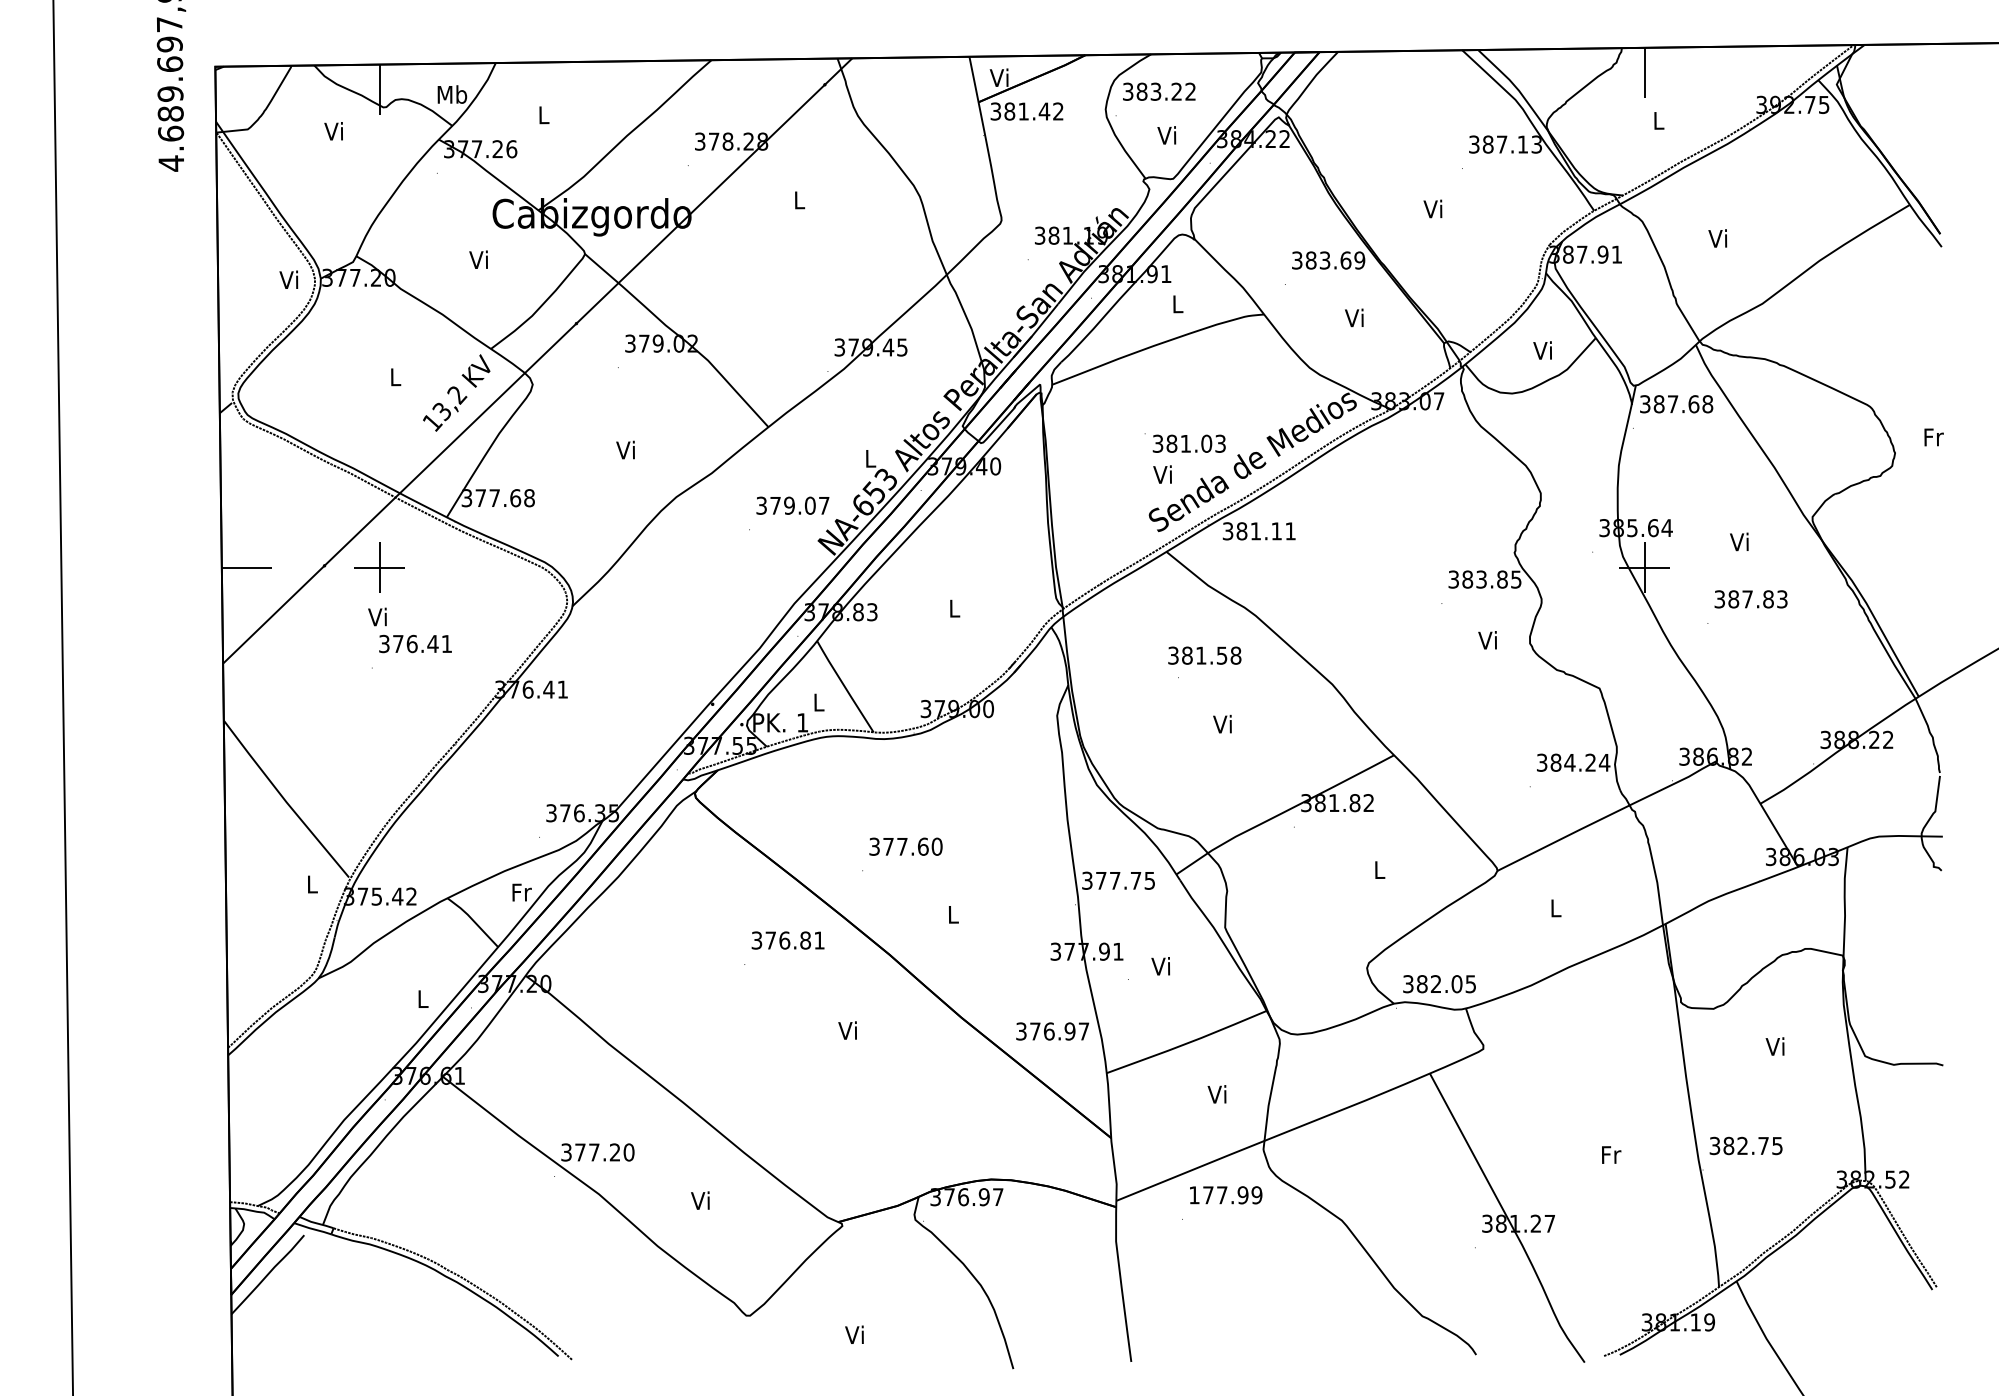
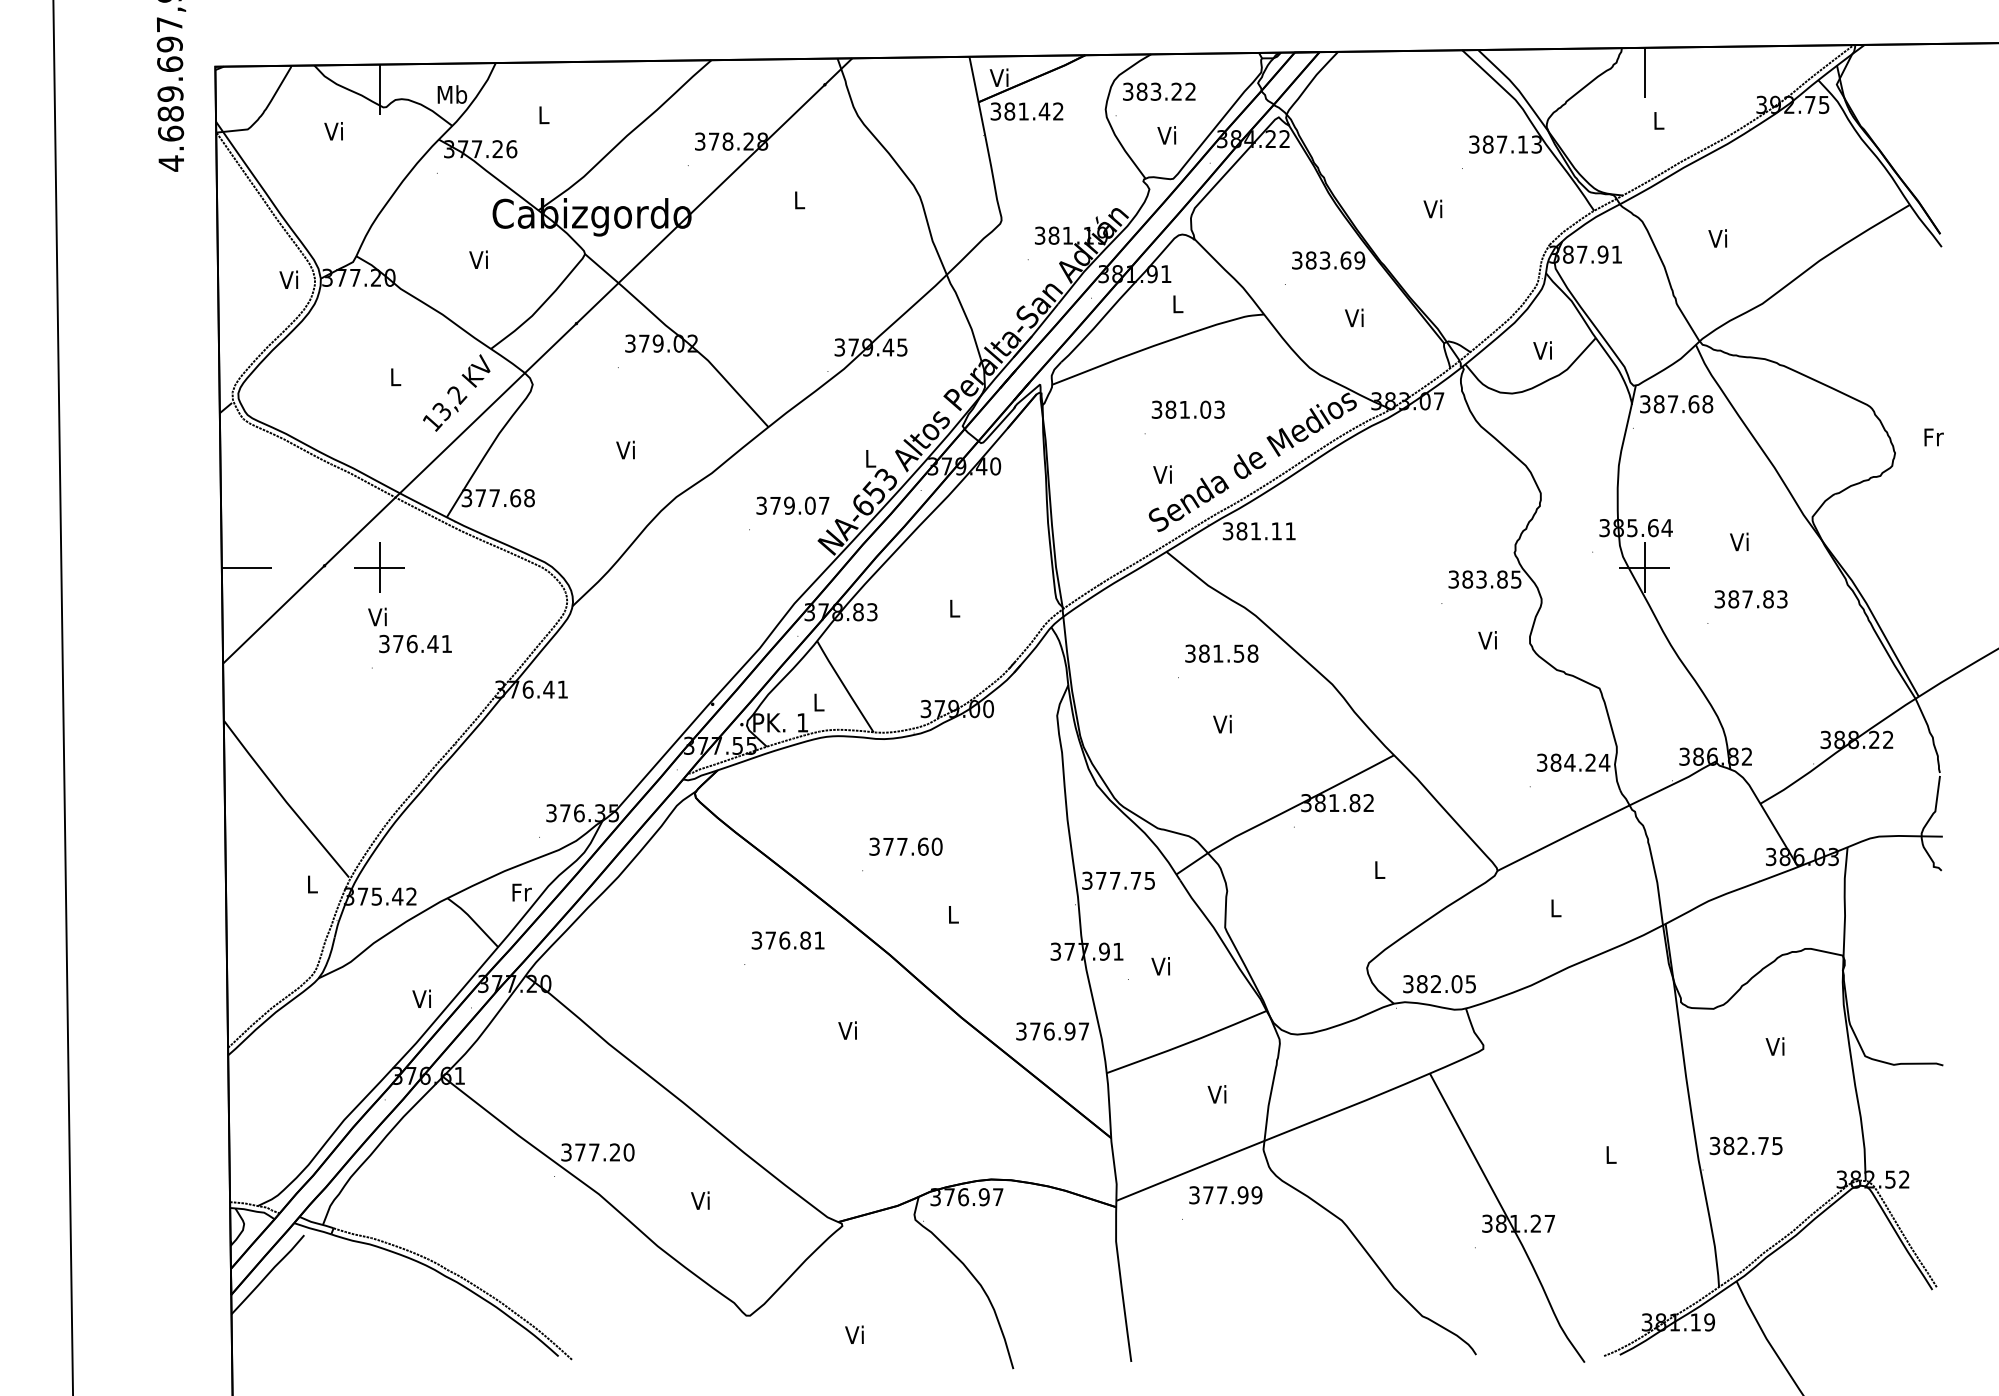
text position: (1188, 443) -> (1187, 409) (1187, 409)
text position: (1204, 655) -> (1221, 653) (1221, 653)
text: L -> Vi (421, 998)
text: Fr -> L (1611, 1154)
text: 177.99 -> 377.99 (1194, 1195)
